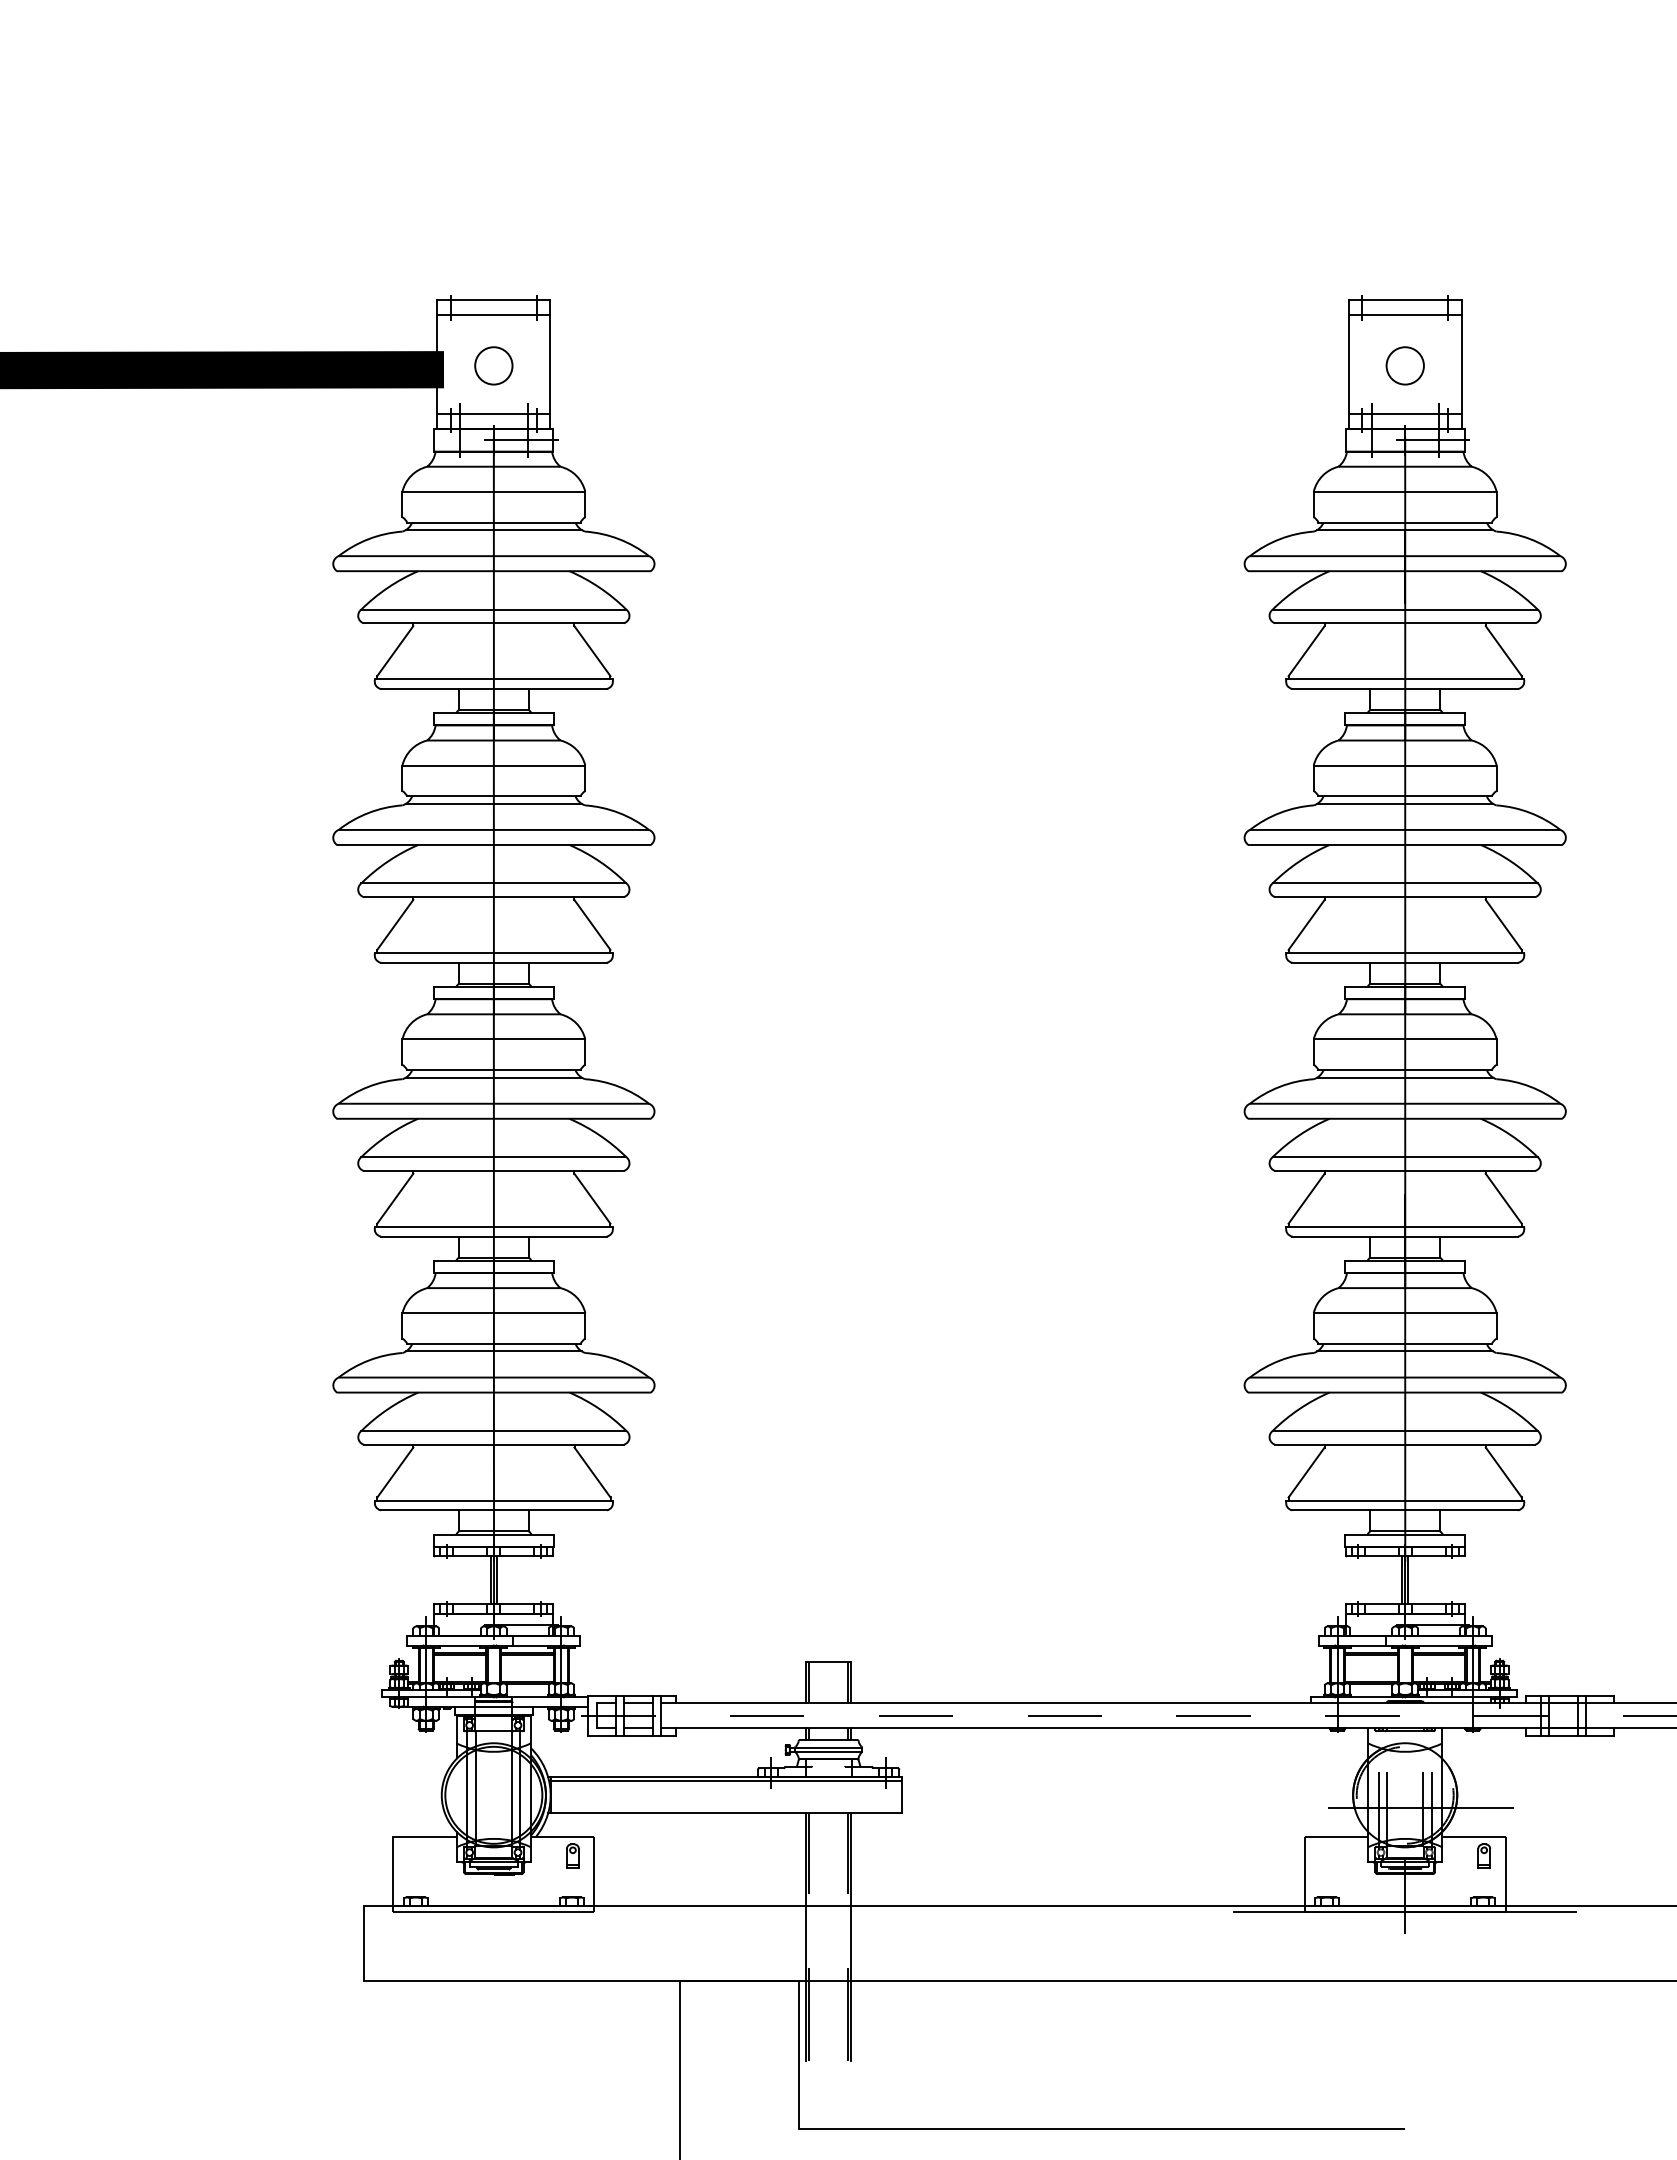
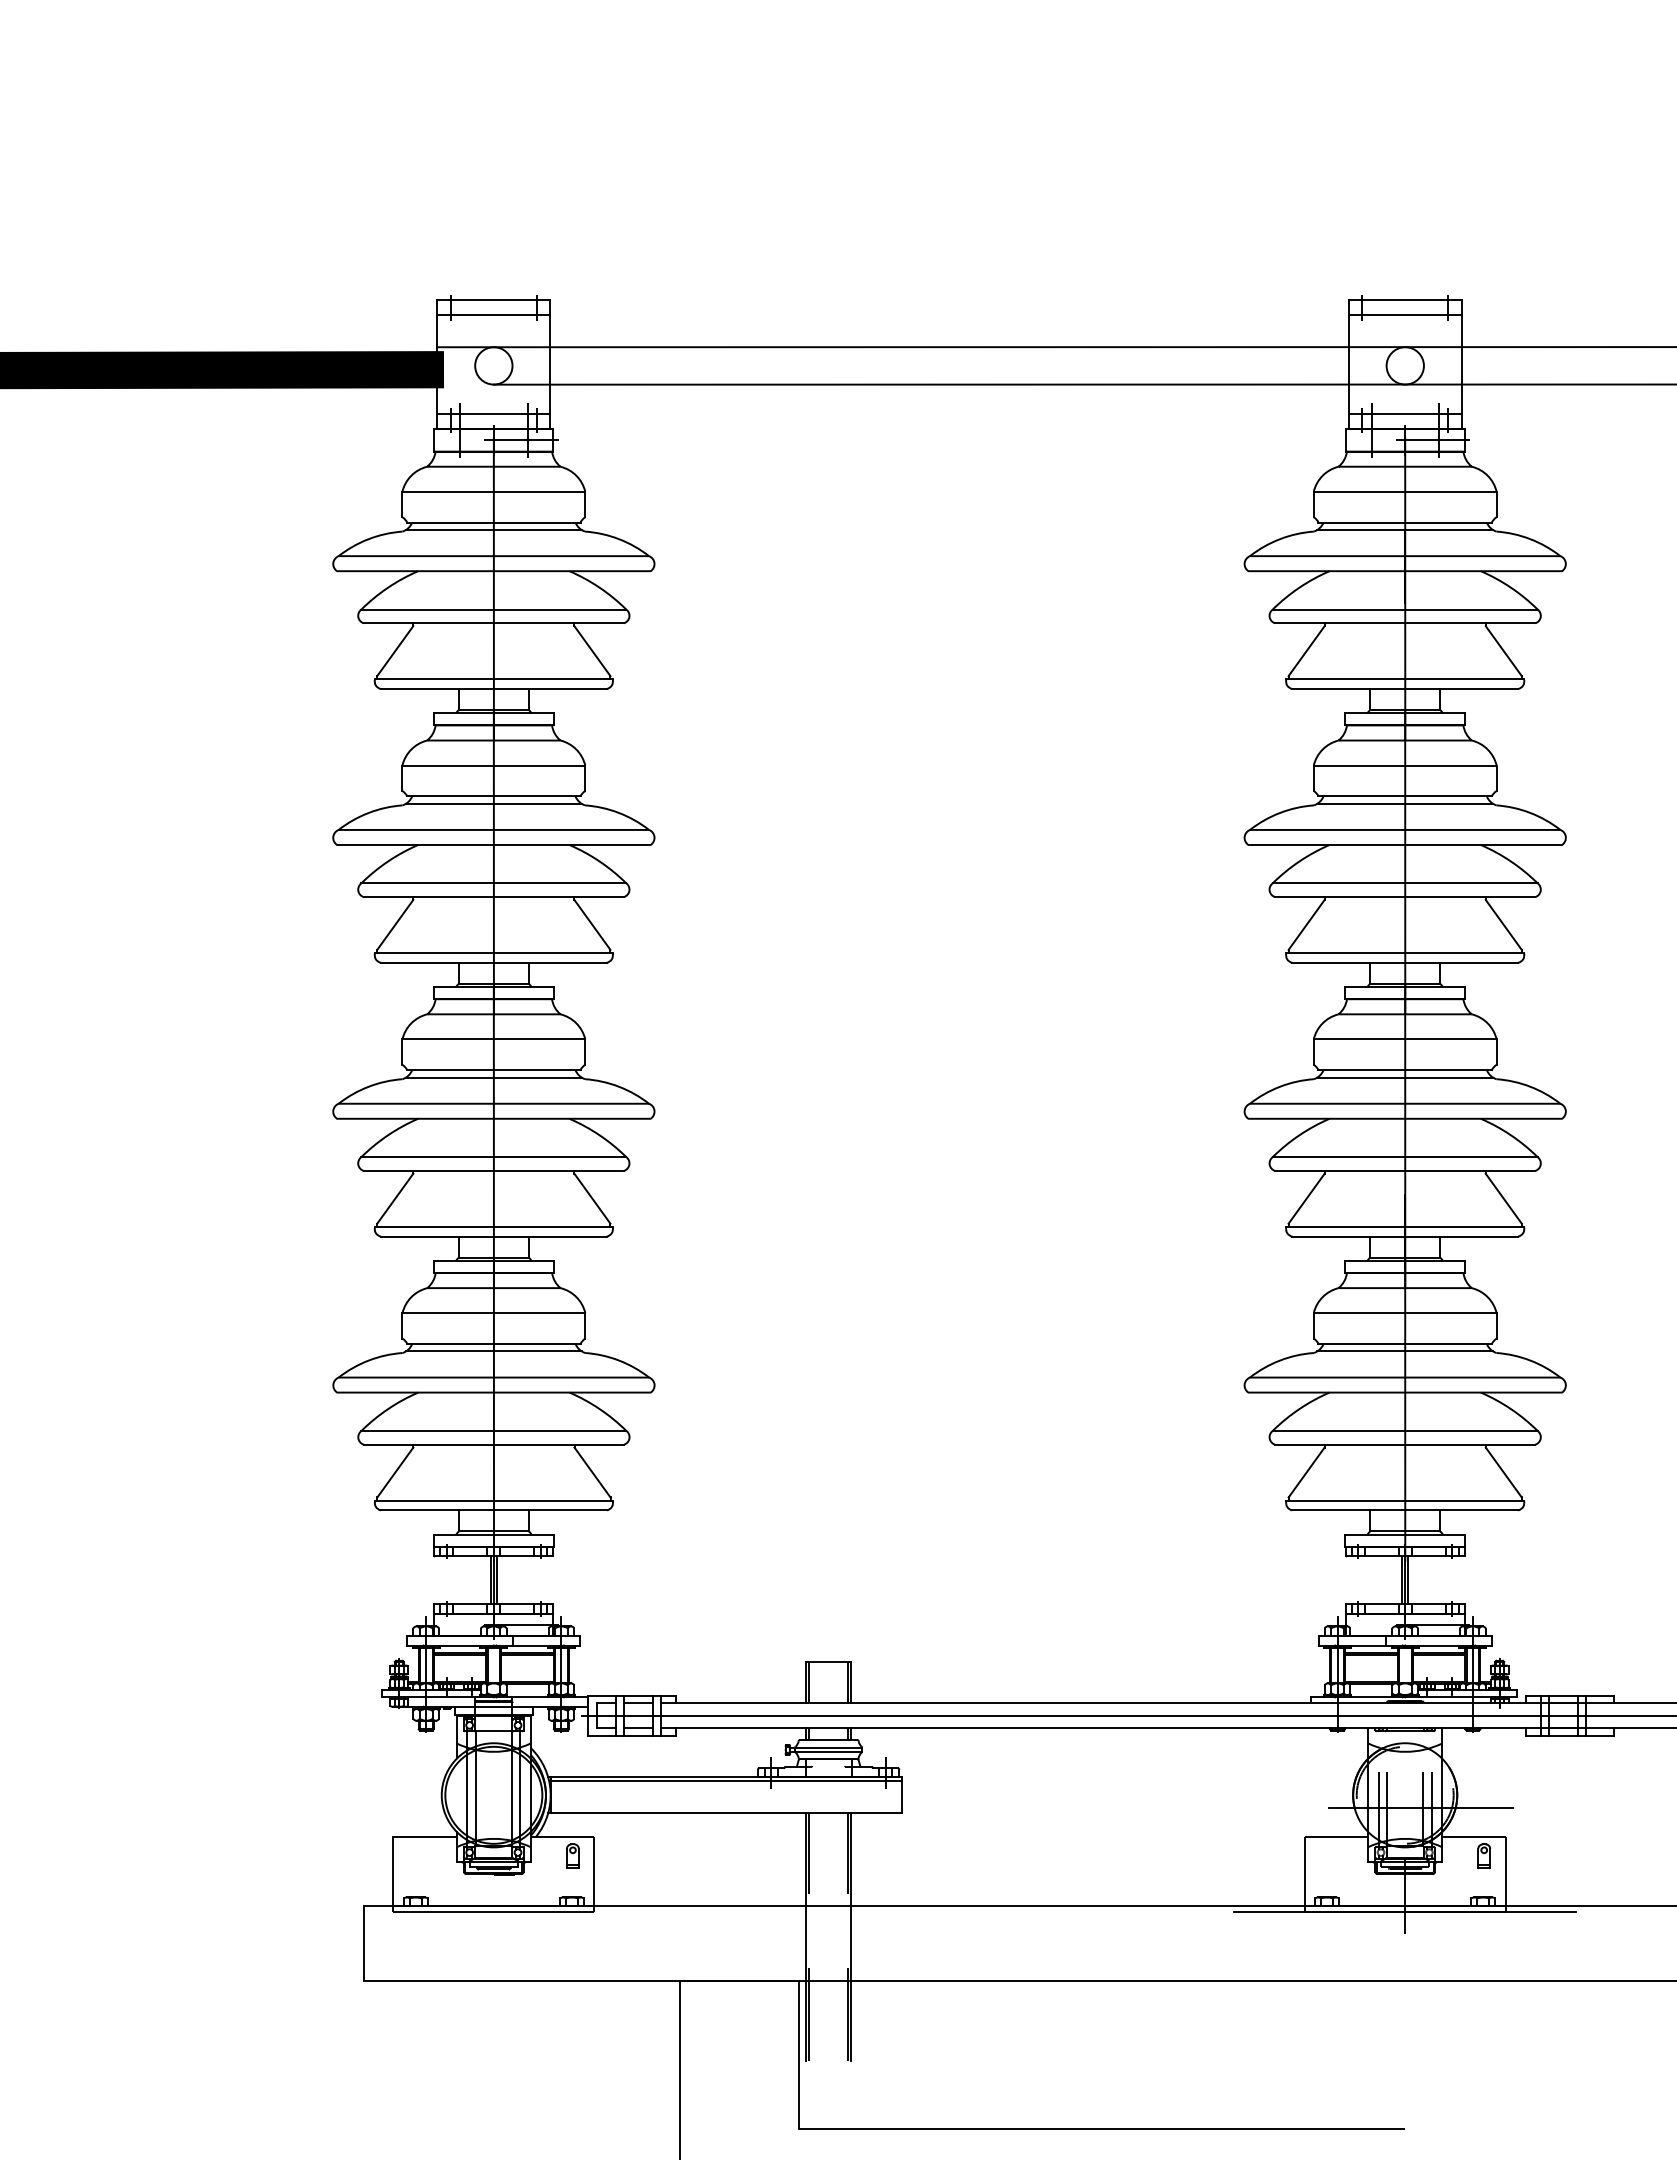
line: none -> present (1055, 347)
line: none -> present (1083, 384)
line: dashed -> solid (1129, 1715)
